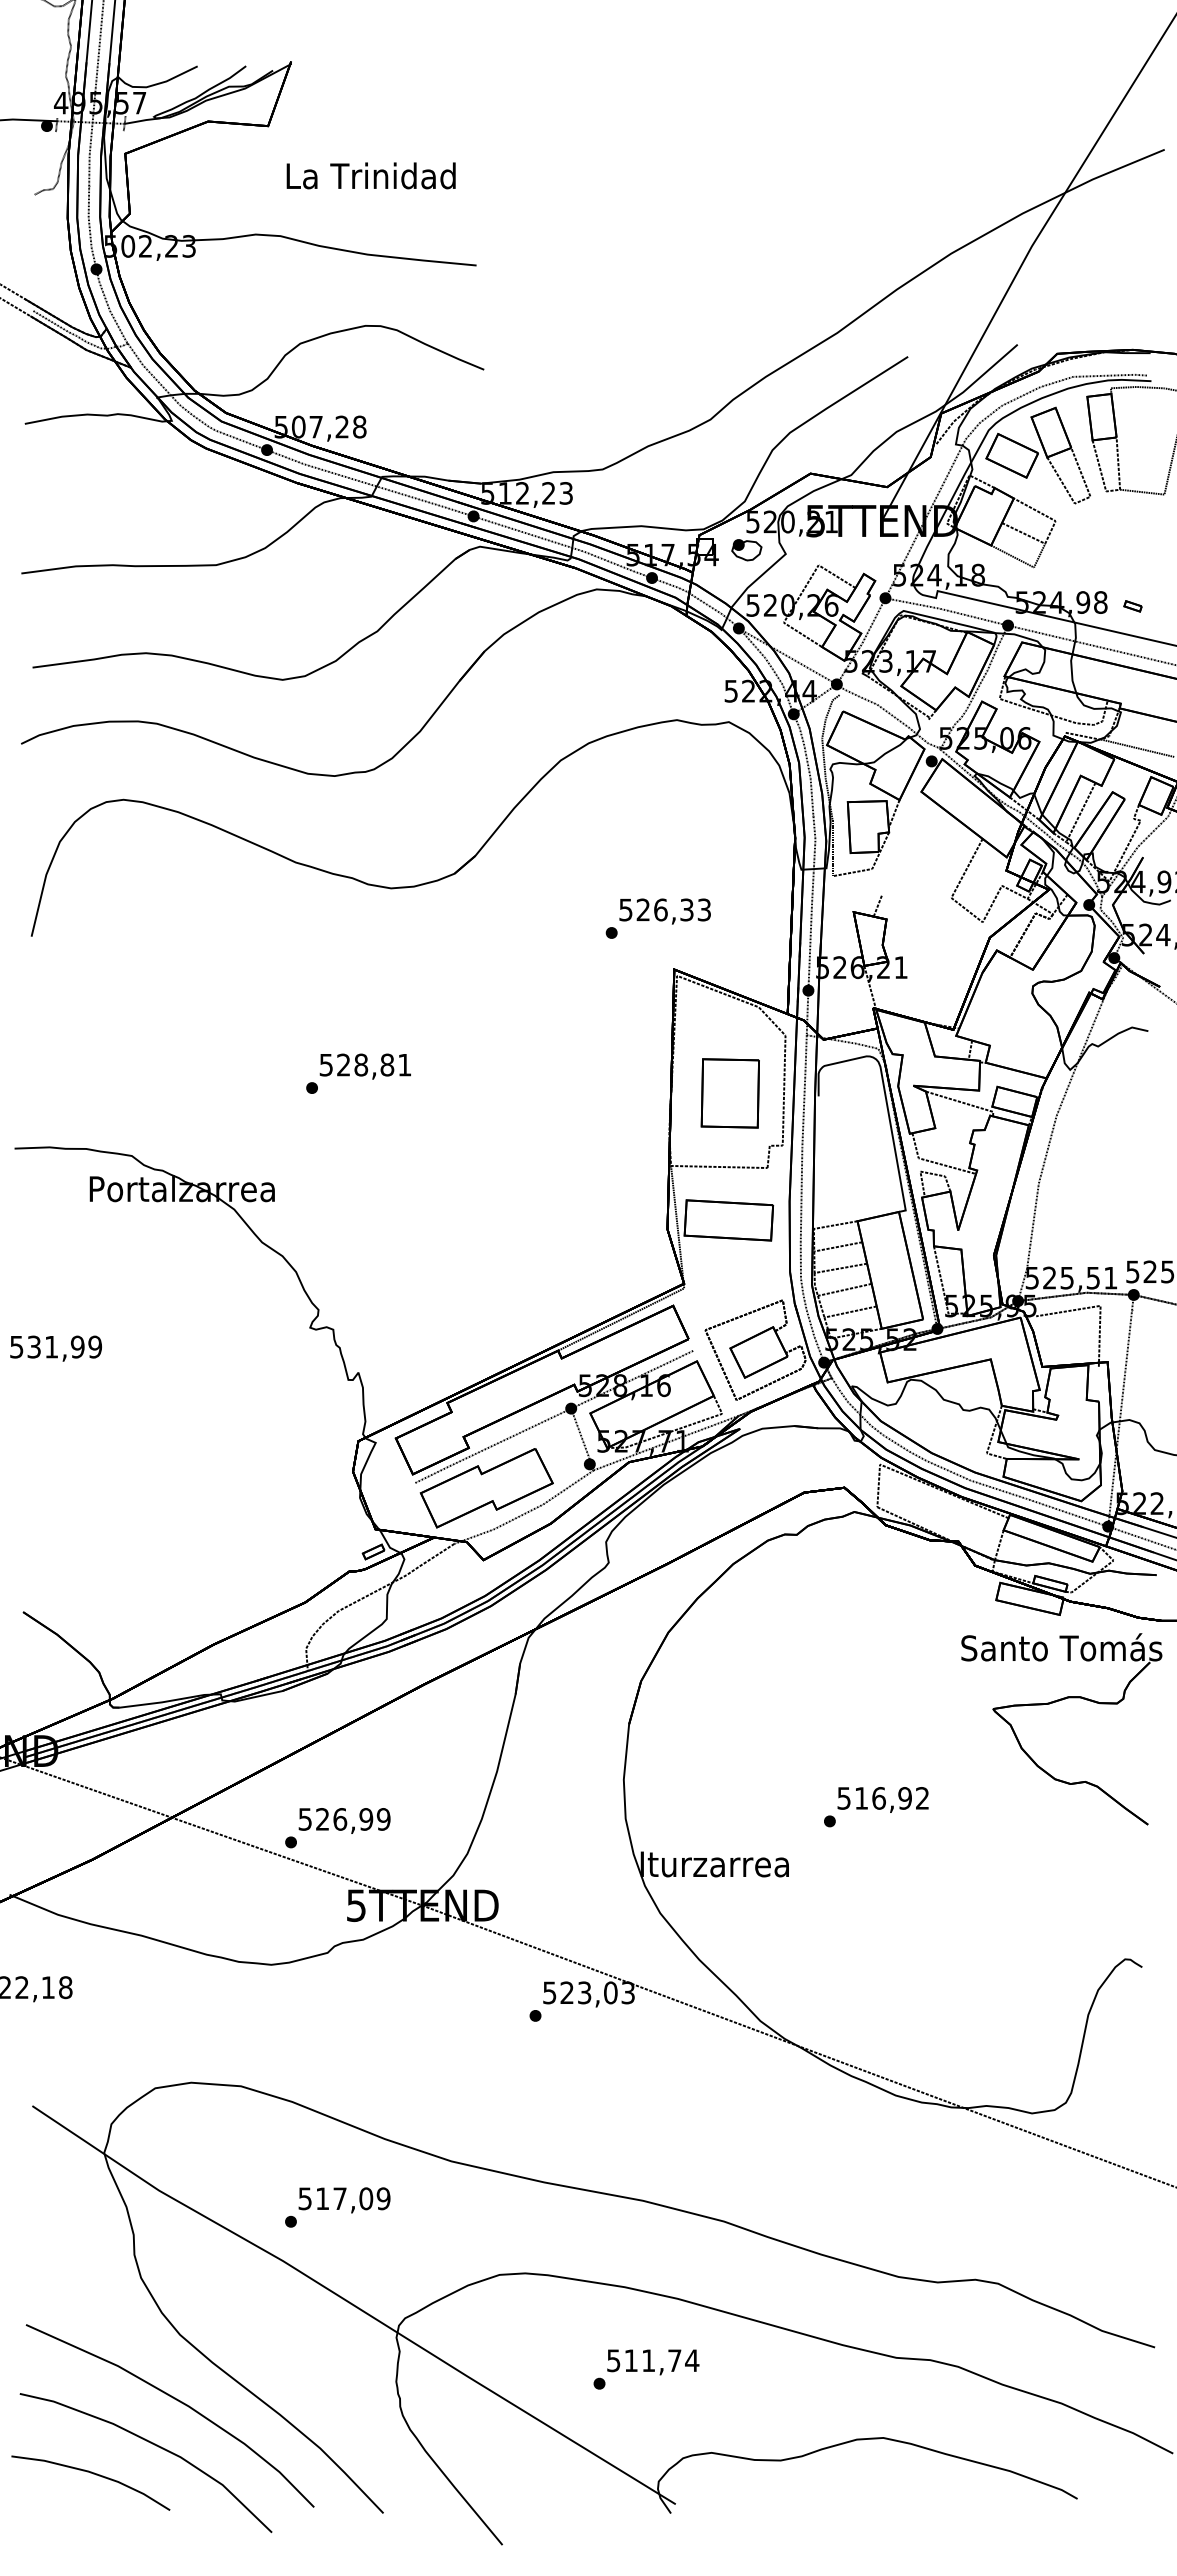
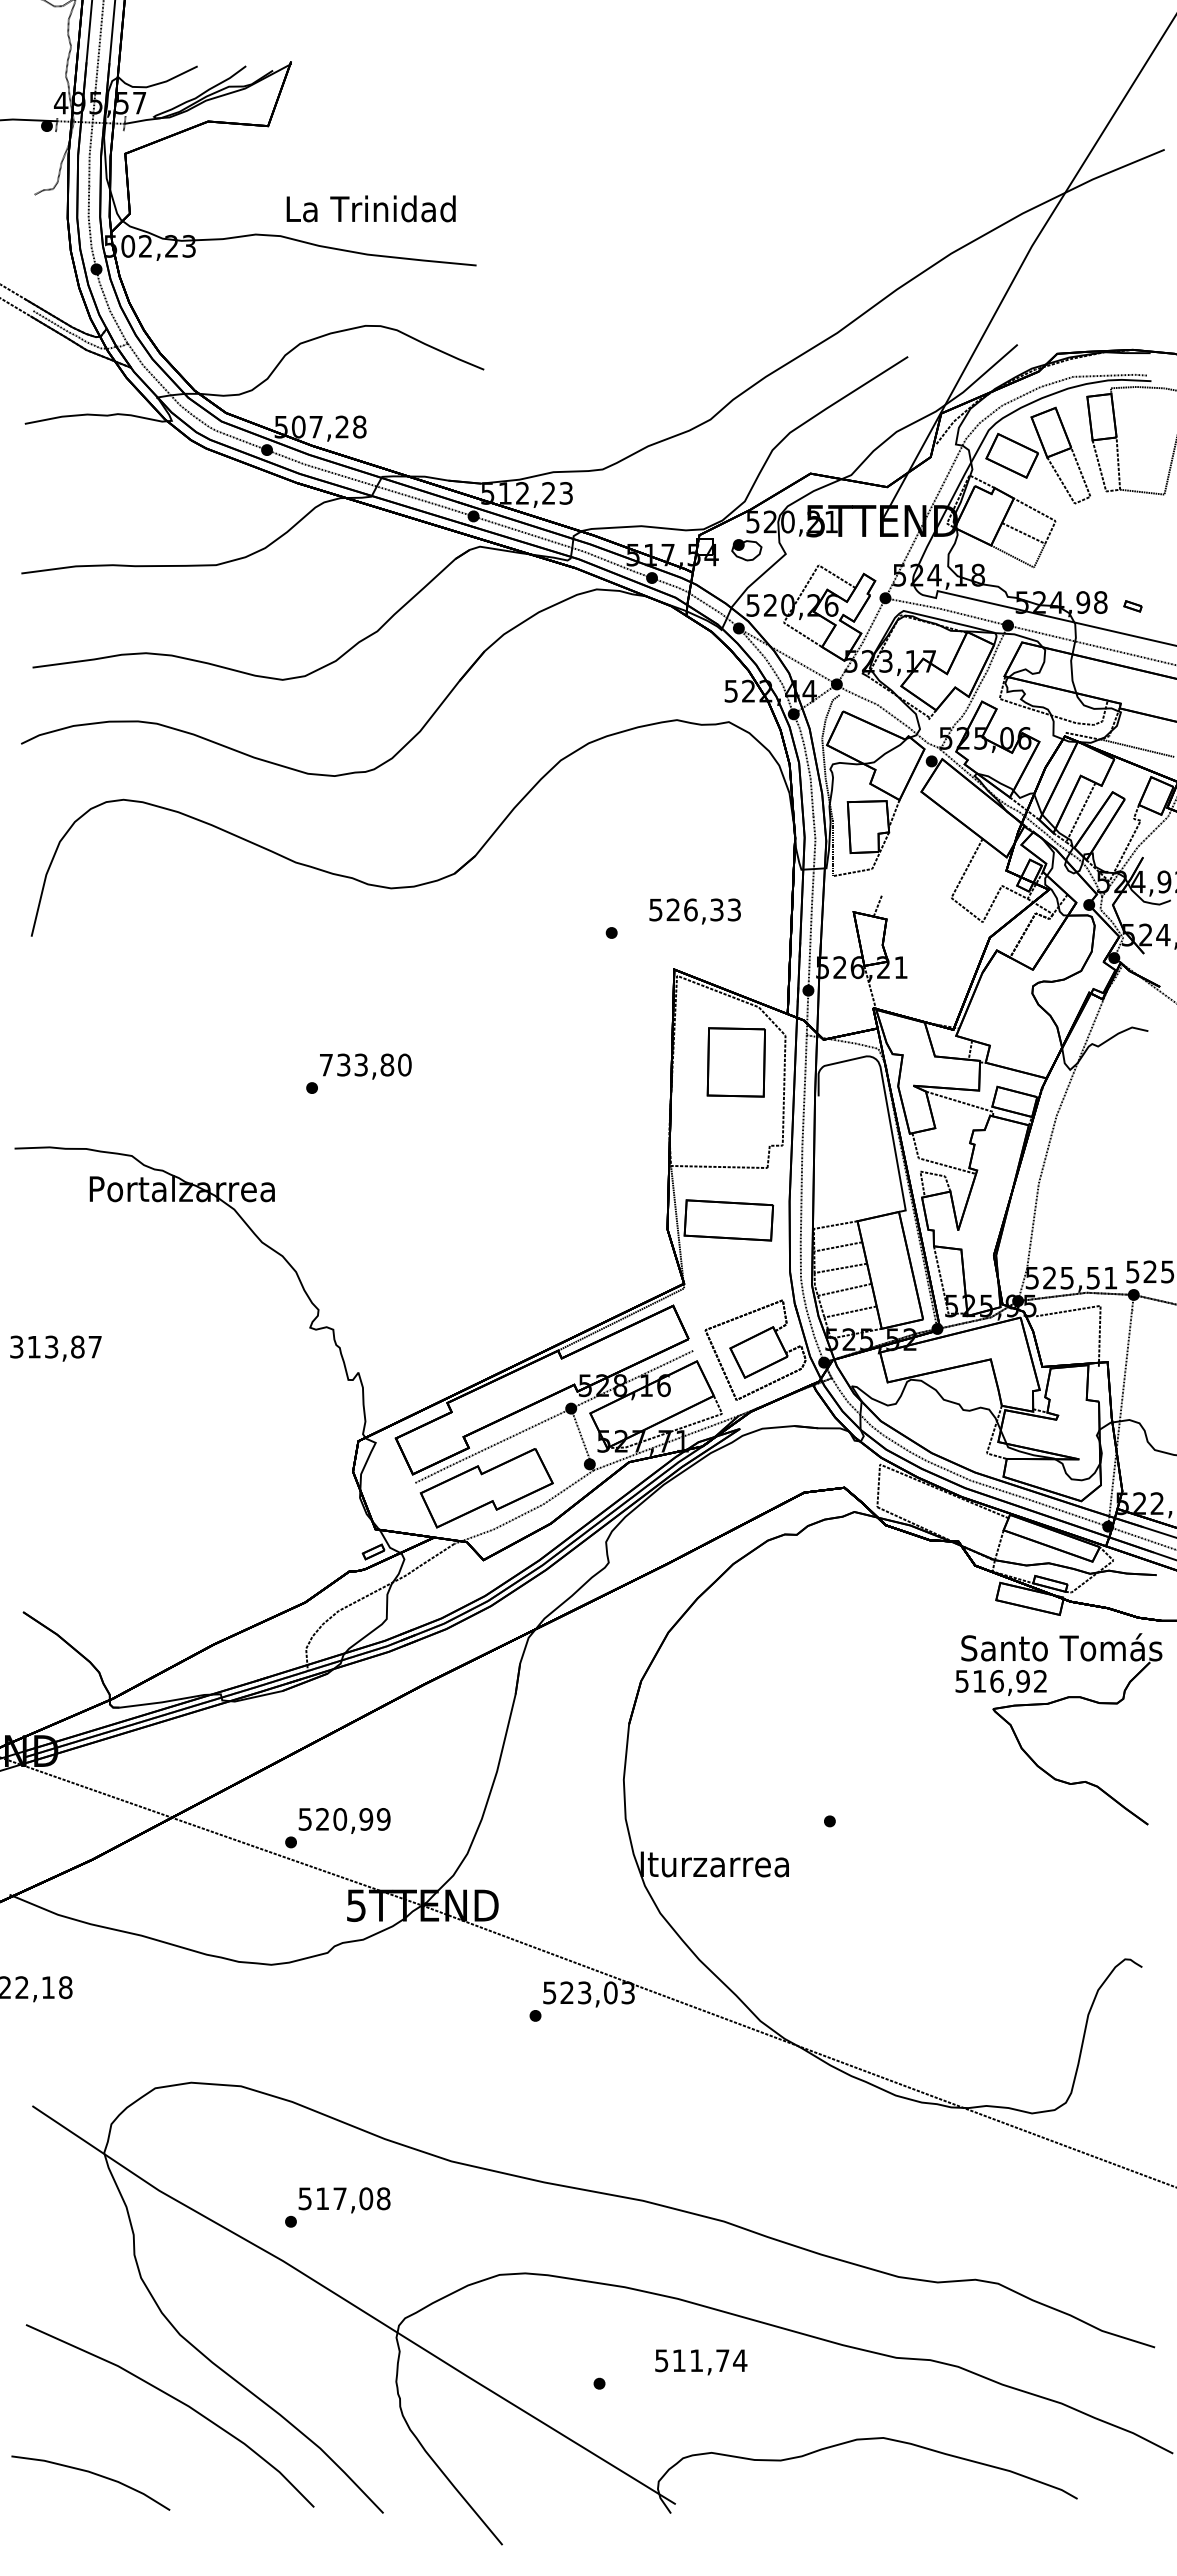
text position: (370, 175) -> (370, 208) (370, 208)
text position: (664, 911) -> (694, 911) (694, 911)
text: 528,81 -> 733,80 (365, 1064)
part position: (729, 1093) -> (735, 1062) (735, 1062)
text: 531,99 -> 313,87 (55, 1346)
text position: (882, 1799) -> (1000, 1682) (1000, 1682)
text: 526,99 -> 520,99 (340, 1819)
text: 517,09 -> 517,08 (383, 2198)
text position: (653, 2362) -> (701, 2362) (701, 2362)
part: present -> none (154, 2445)
